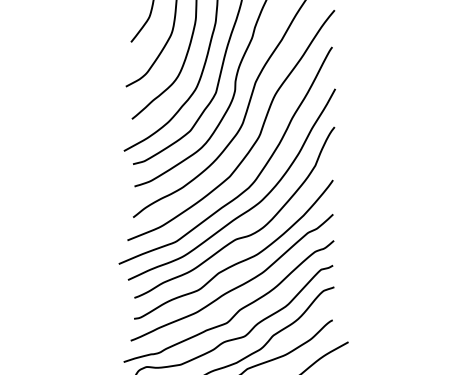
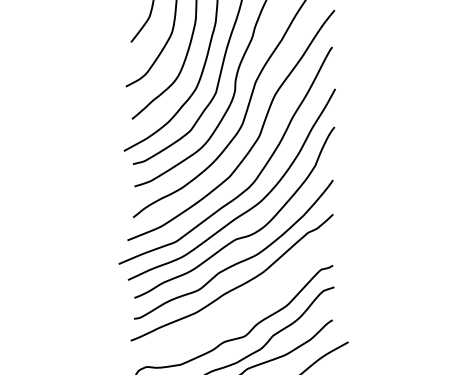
curve: present -> none (238, 310)
